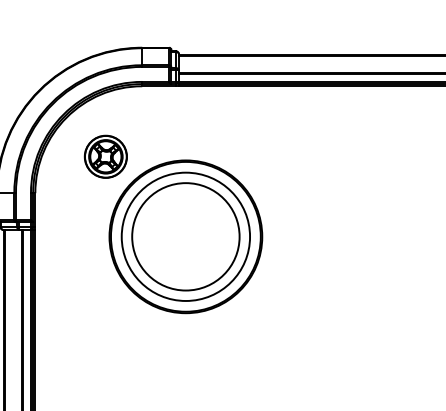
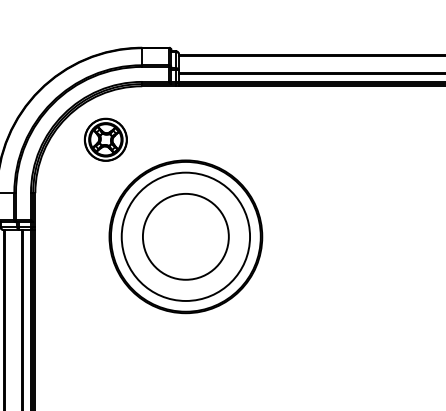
part position: (105, 156) -> (105, 139) (105, 139)
circle diameter: 107 px -> 86 px (185, 236)
